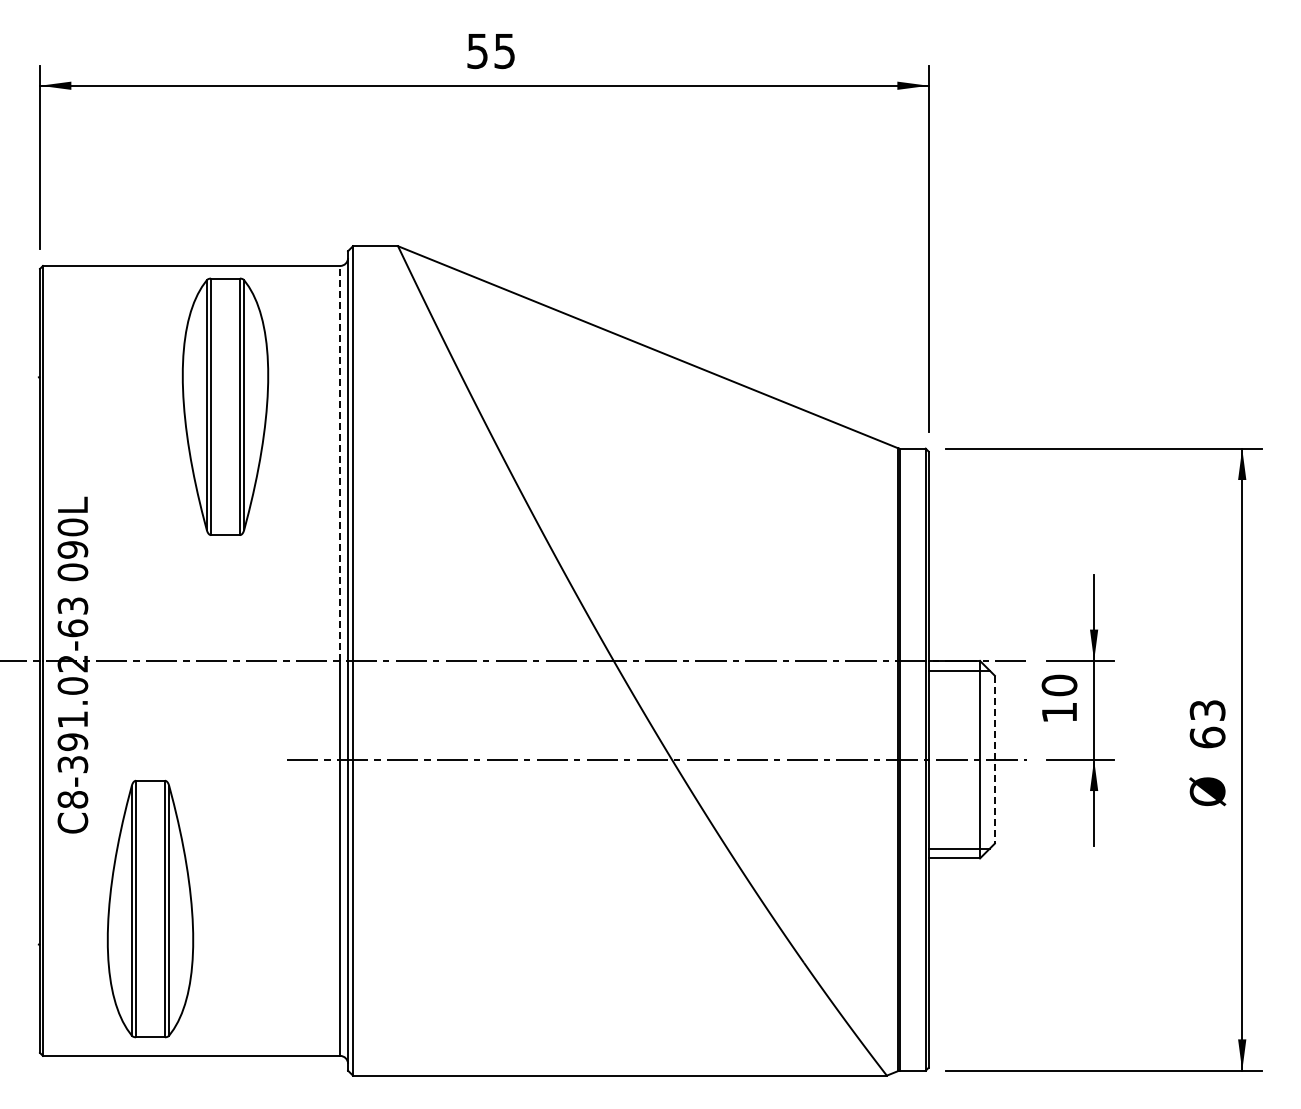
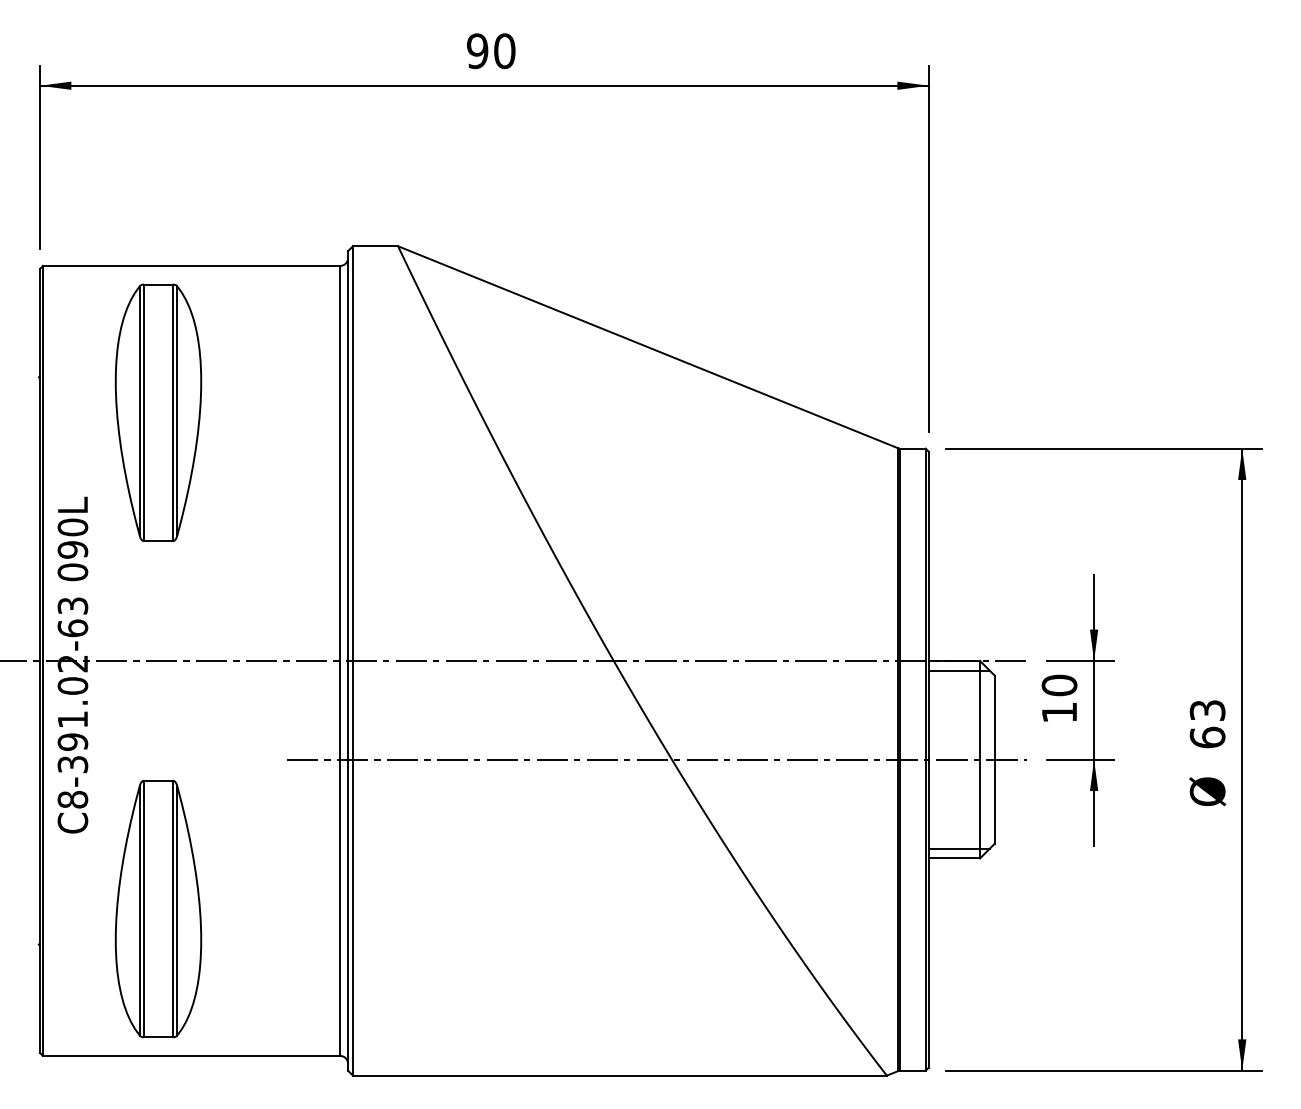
text: 55 -> 90 (490, 51)
part position: (225, 406) -> (158, 412) (158, 412)
line: dashed -> solid (340, 462)
line: dashed -> solid (994, 759)
part position: (150, 908) -> (158, 908) (158, 908)
